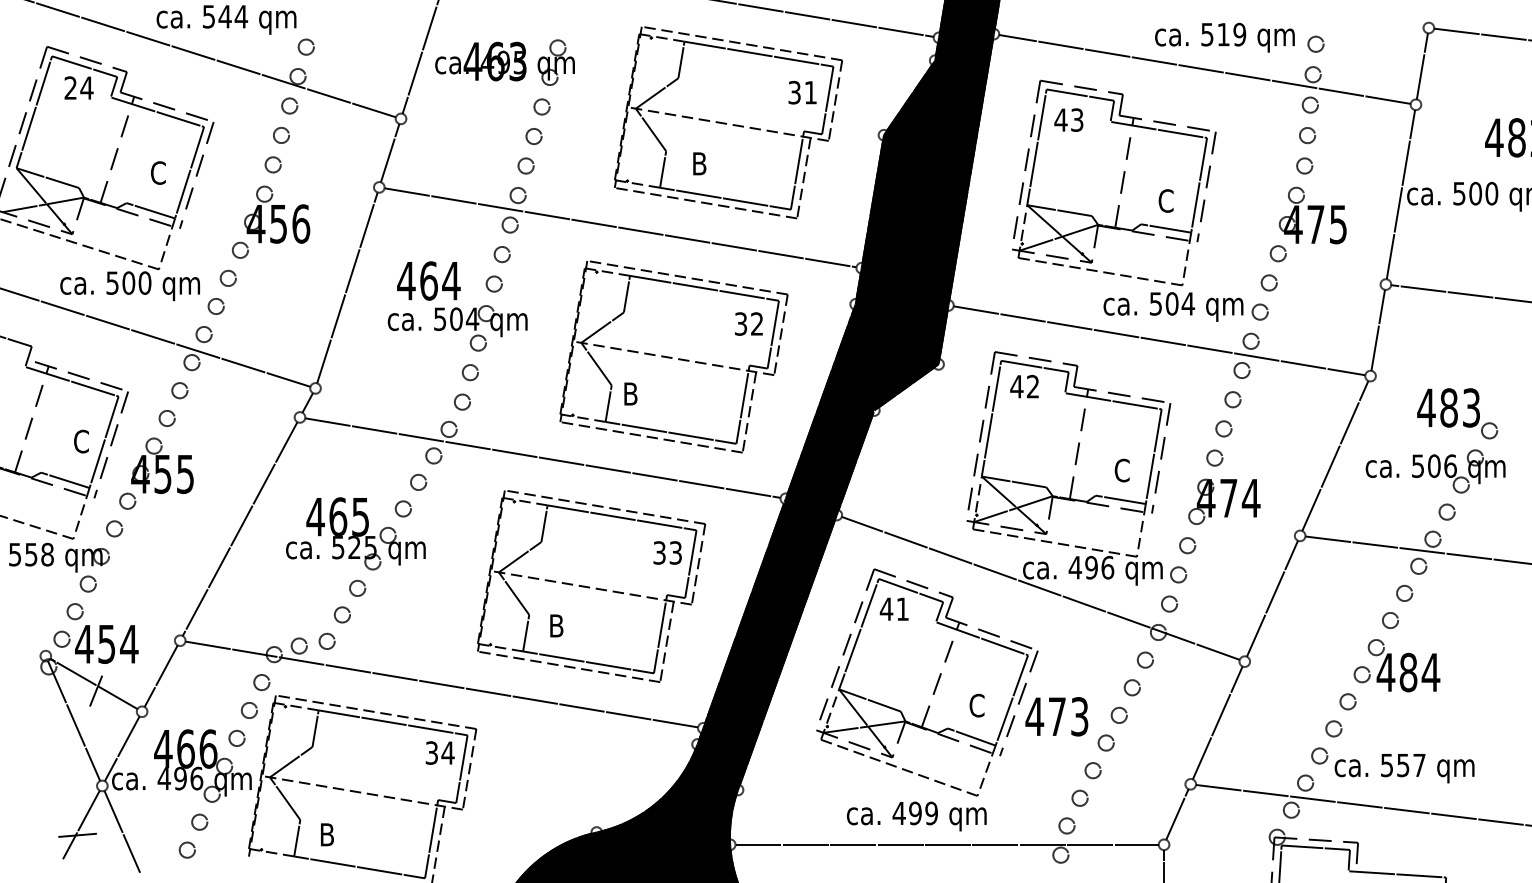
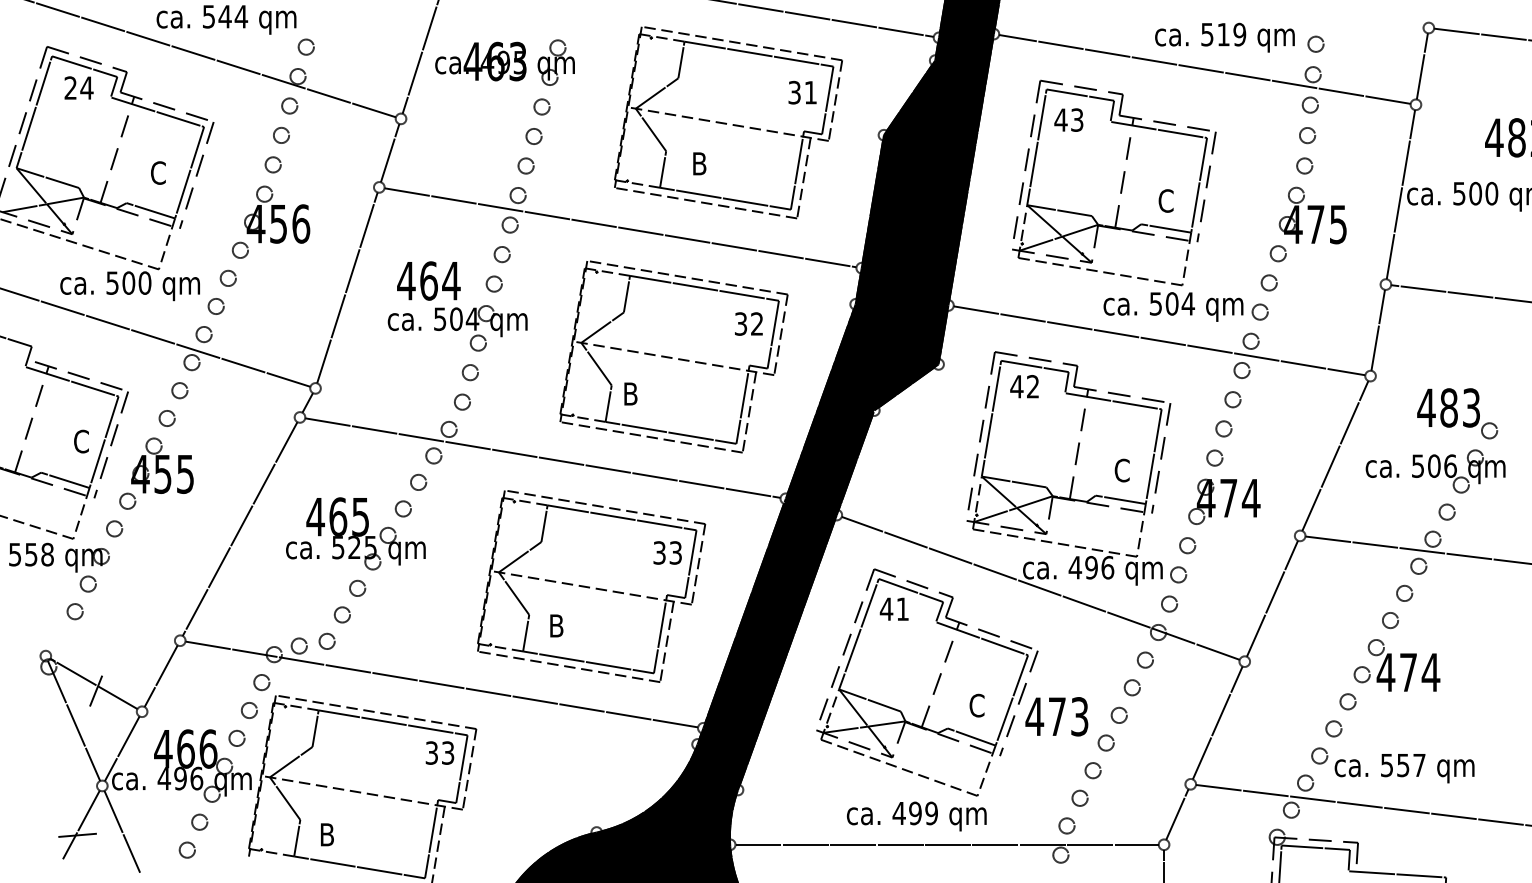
part: present -> none (95, 644)
text: 484 -> 474 (1408, 672)
text: 34 -> 33 (447, 752)
